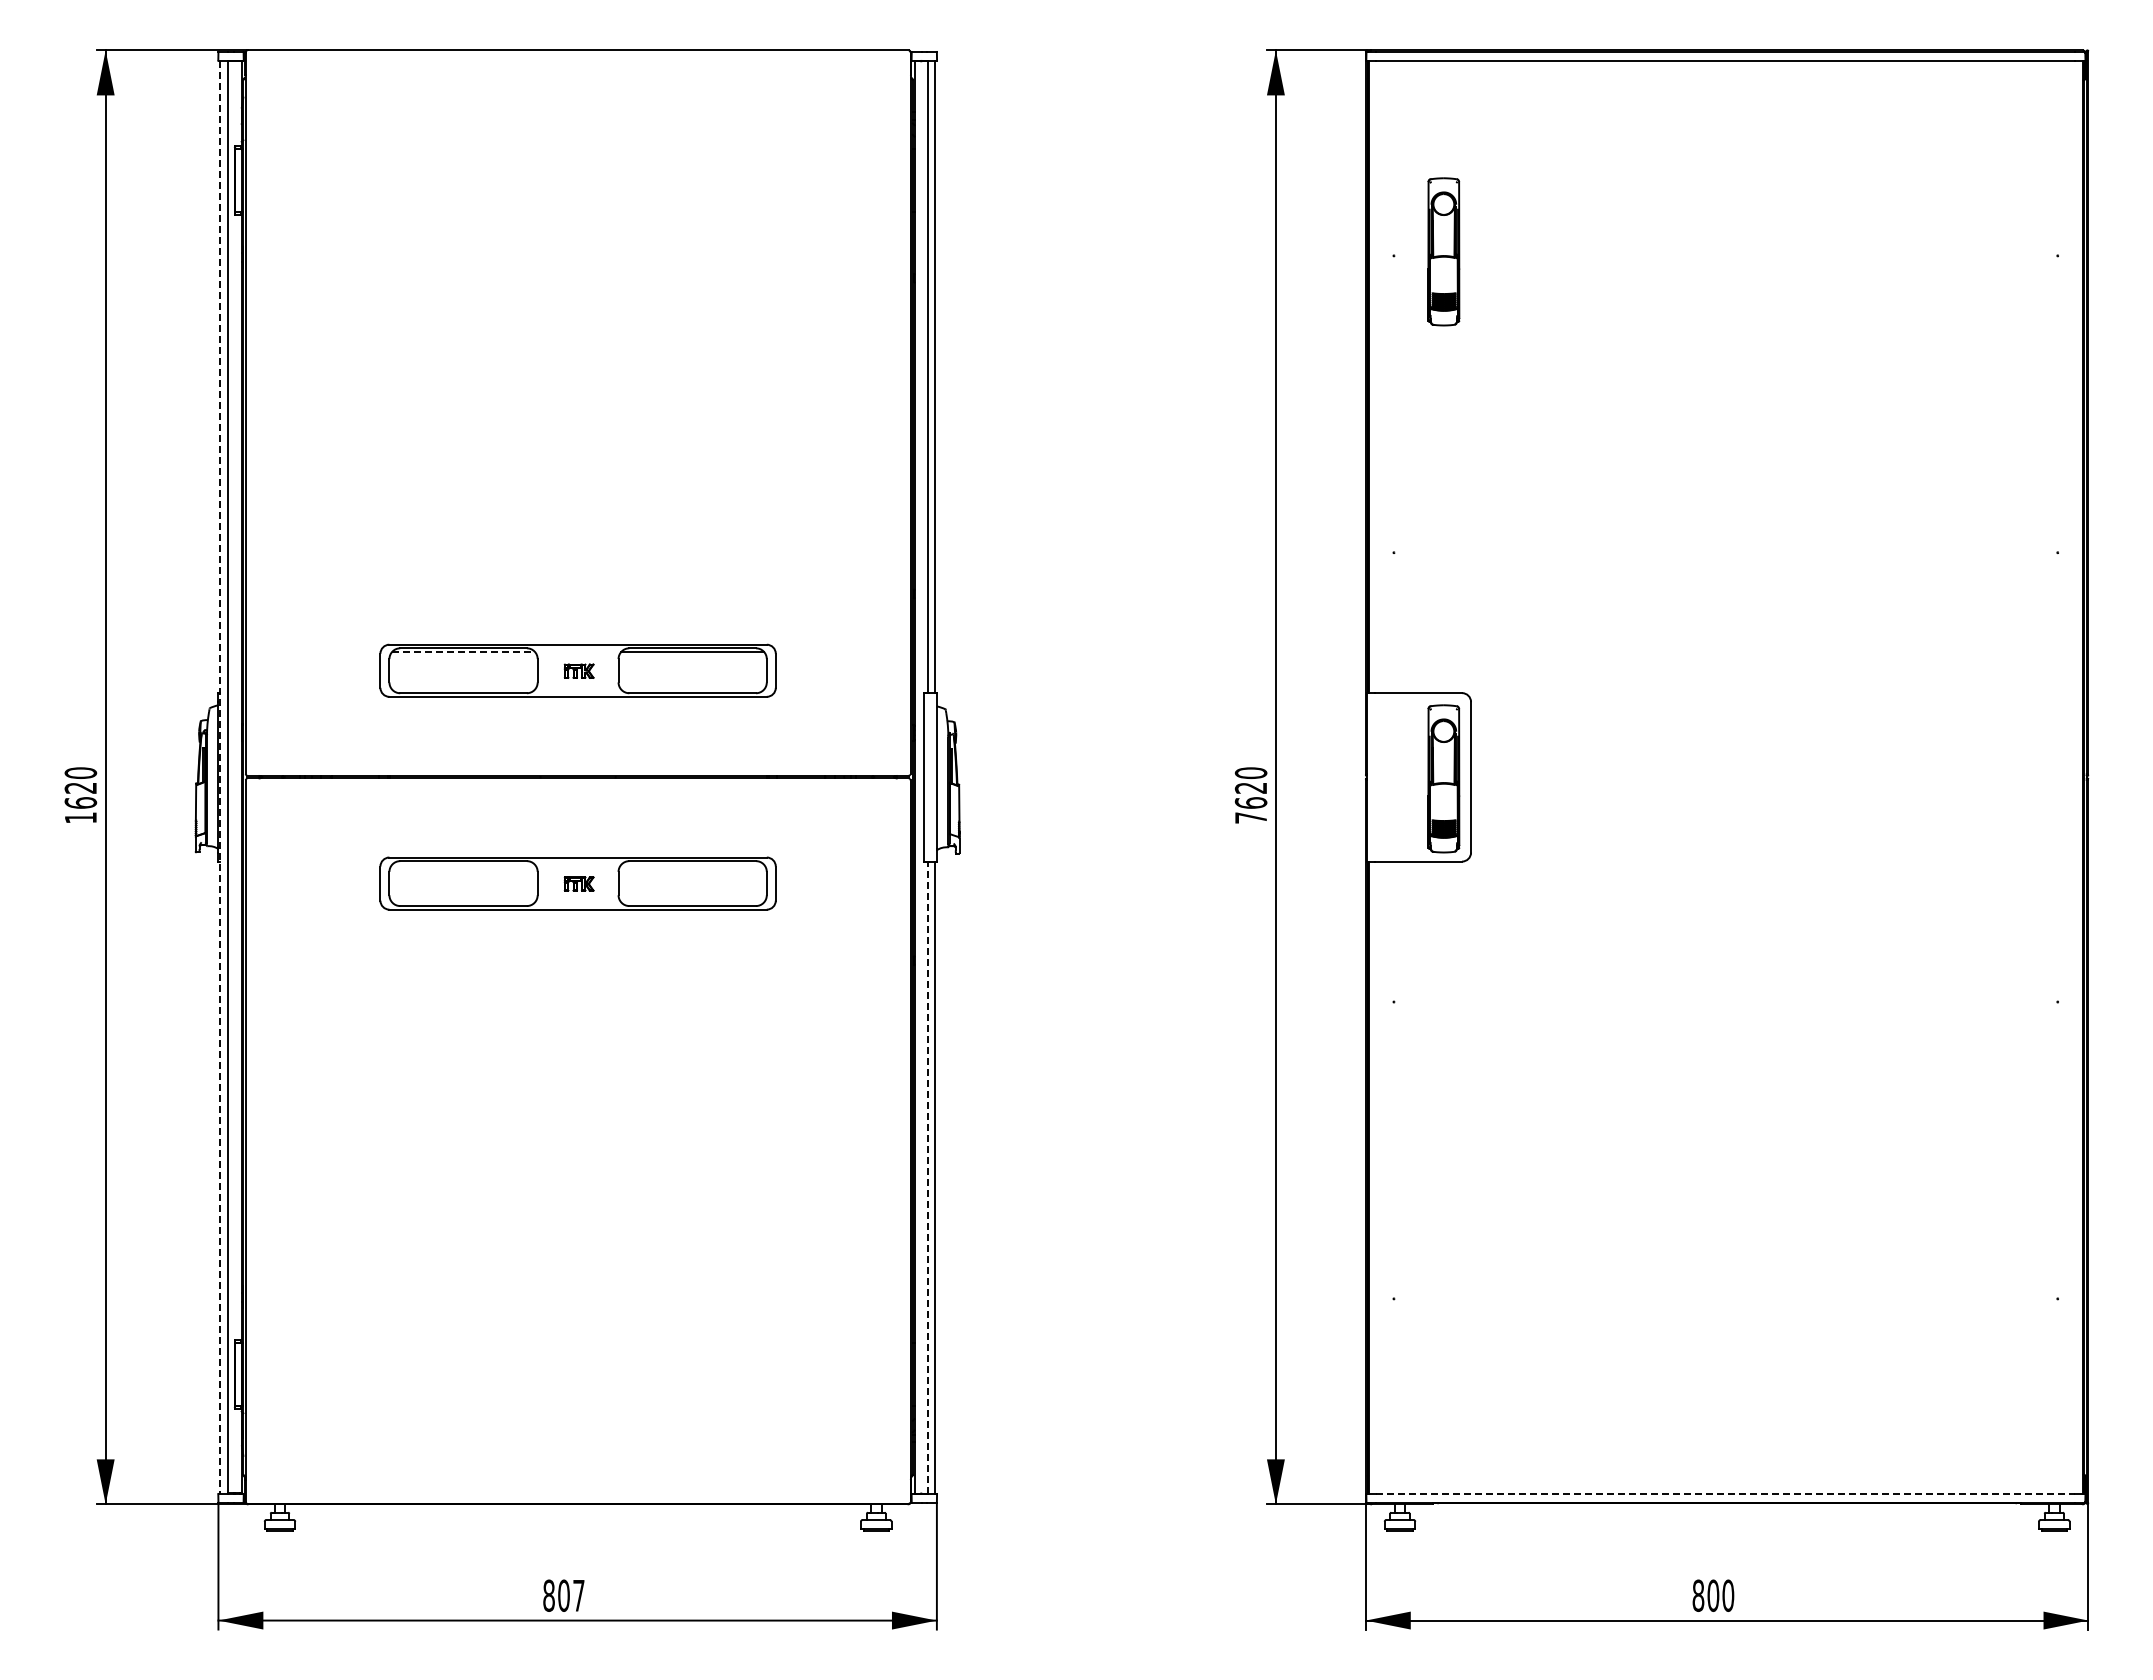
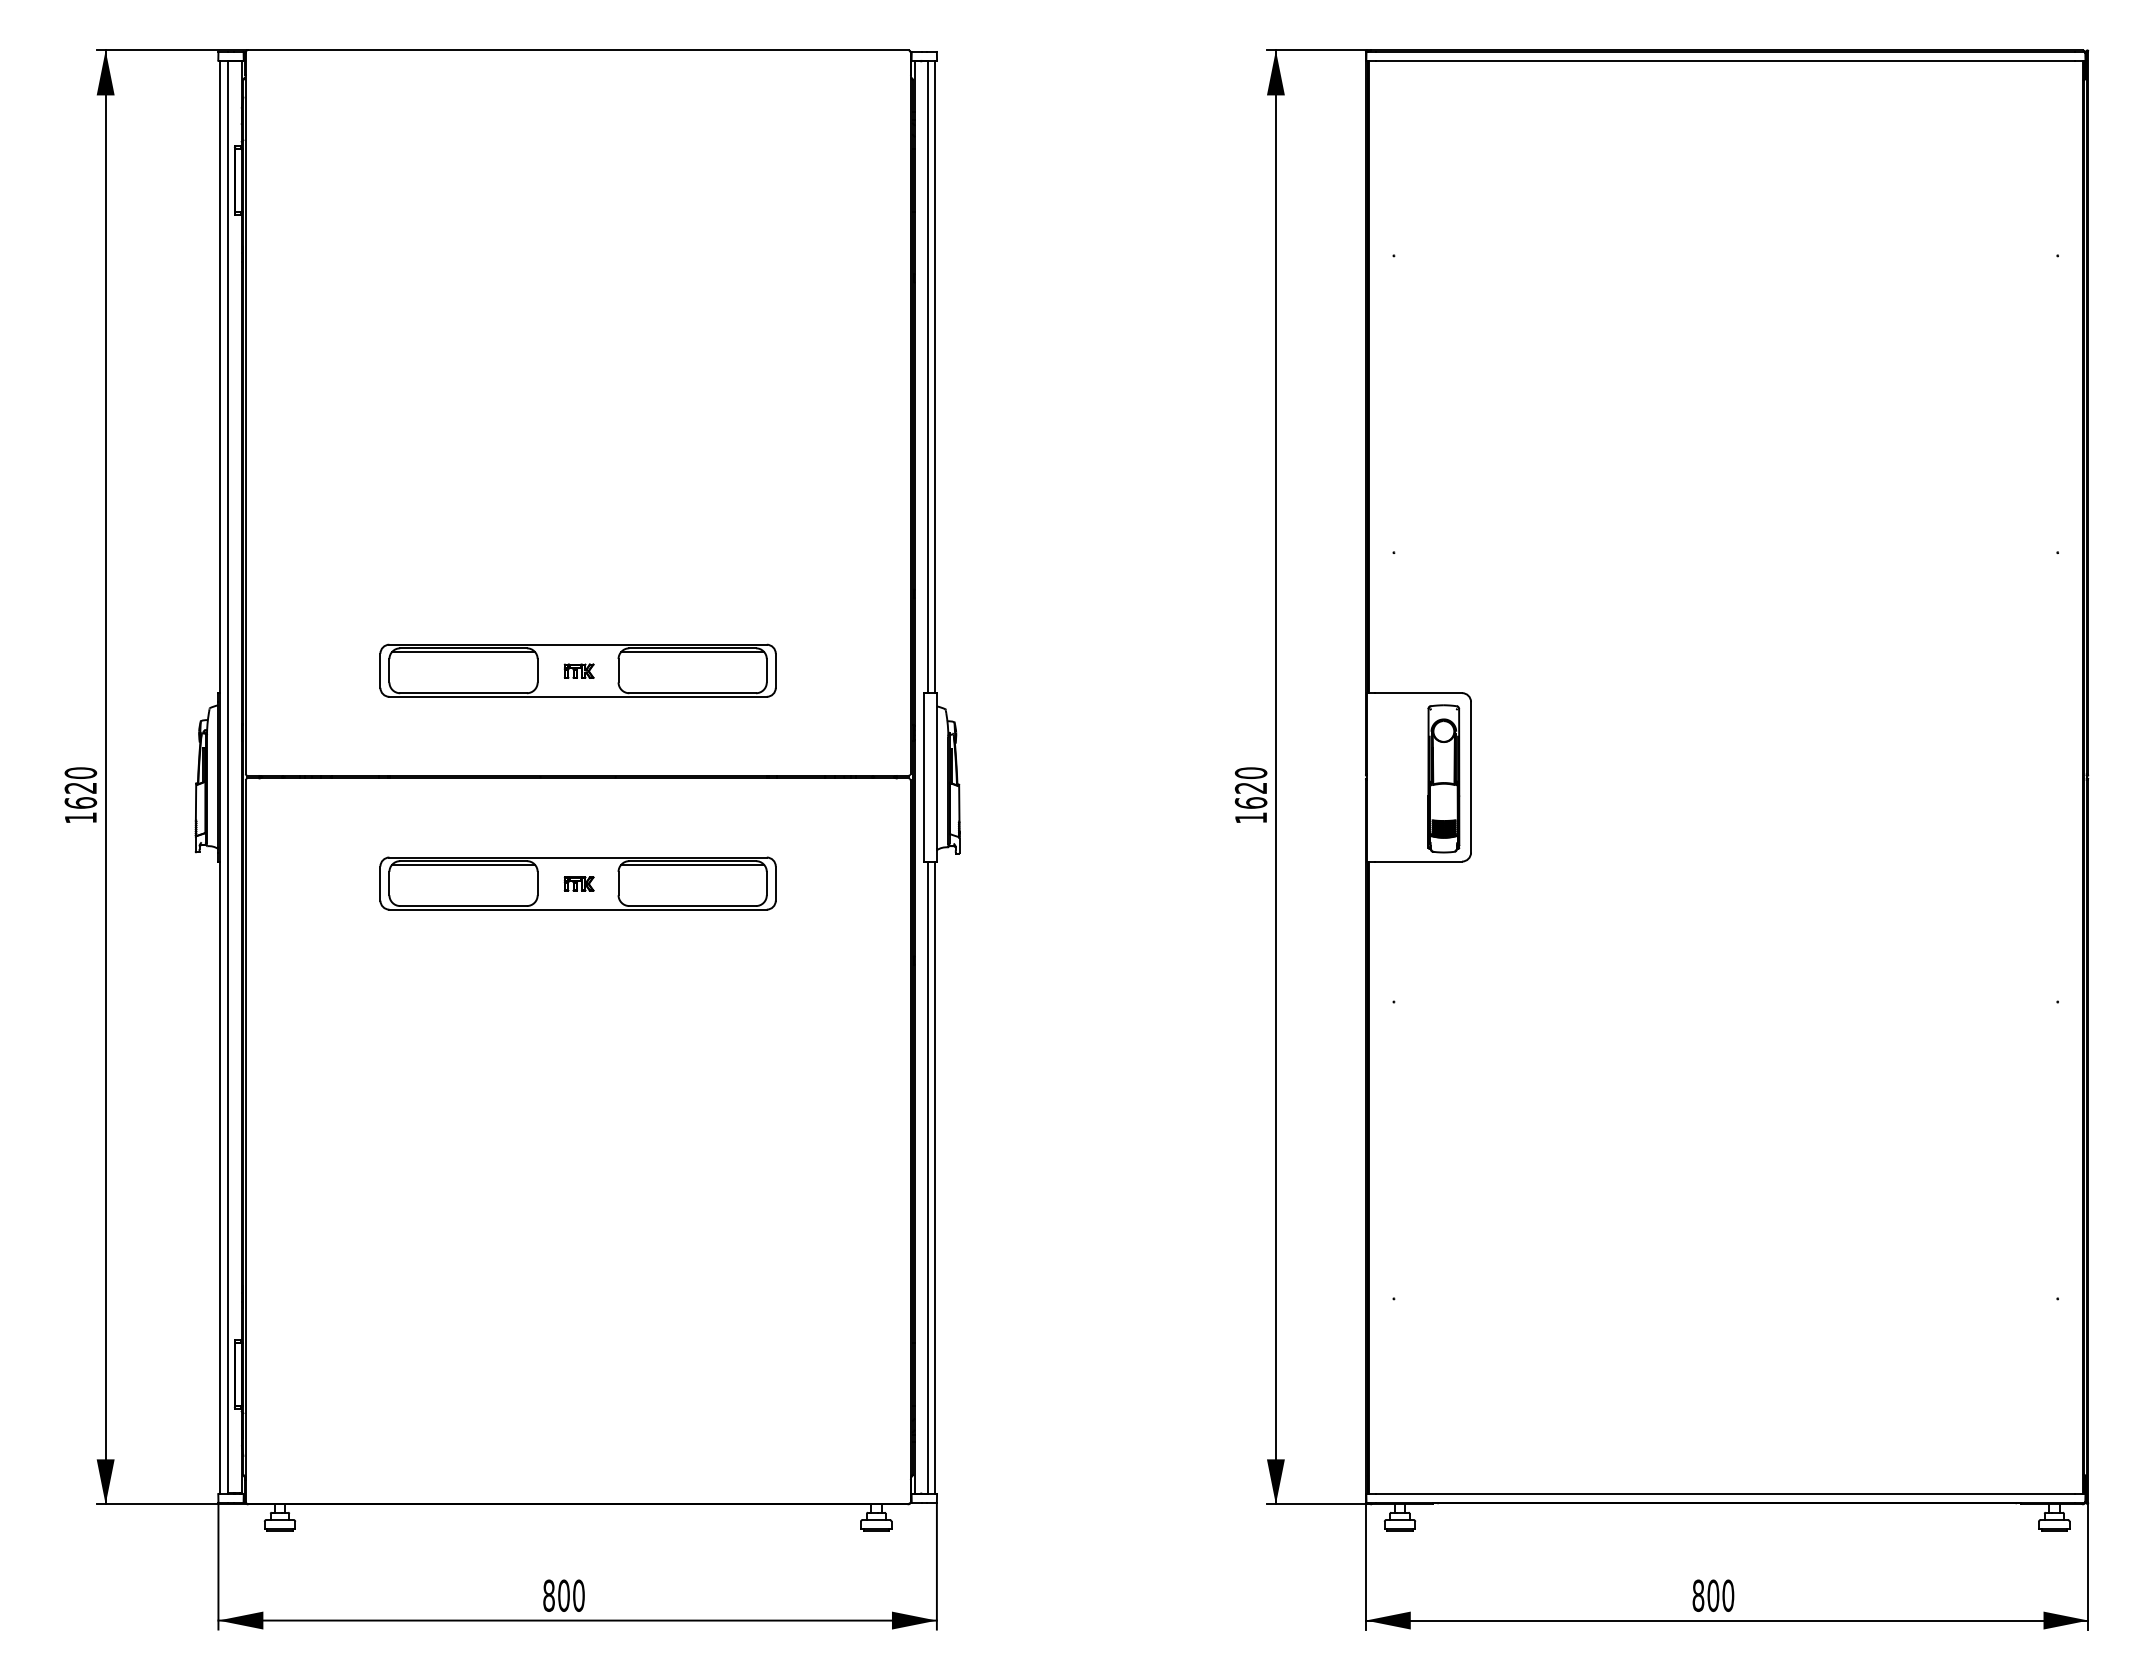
part: present -> none (1443, 251)
line: dashed -> solid (464, 652)
line: dashed -> solid (220, 777)
text: 7620 -> 1620 (1250, 817)
line: none -> present (463, 864)
line: none -> present (692, 864)
line: dashed -> solid (928, 1177)
line: dashed -> solid (1725, 1493)
text: 807 -> 800 (578, 1595)
